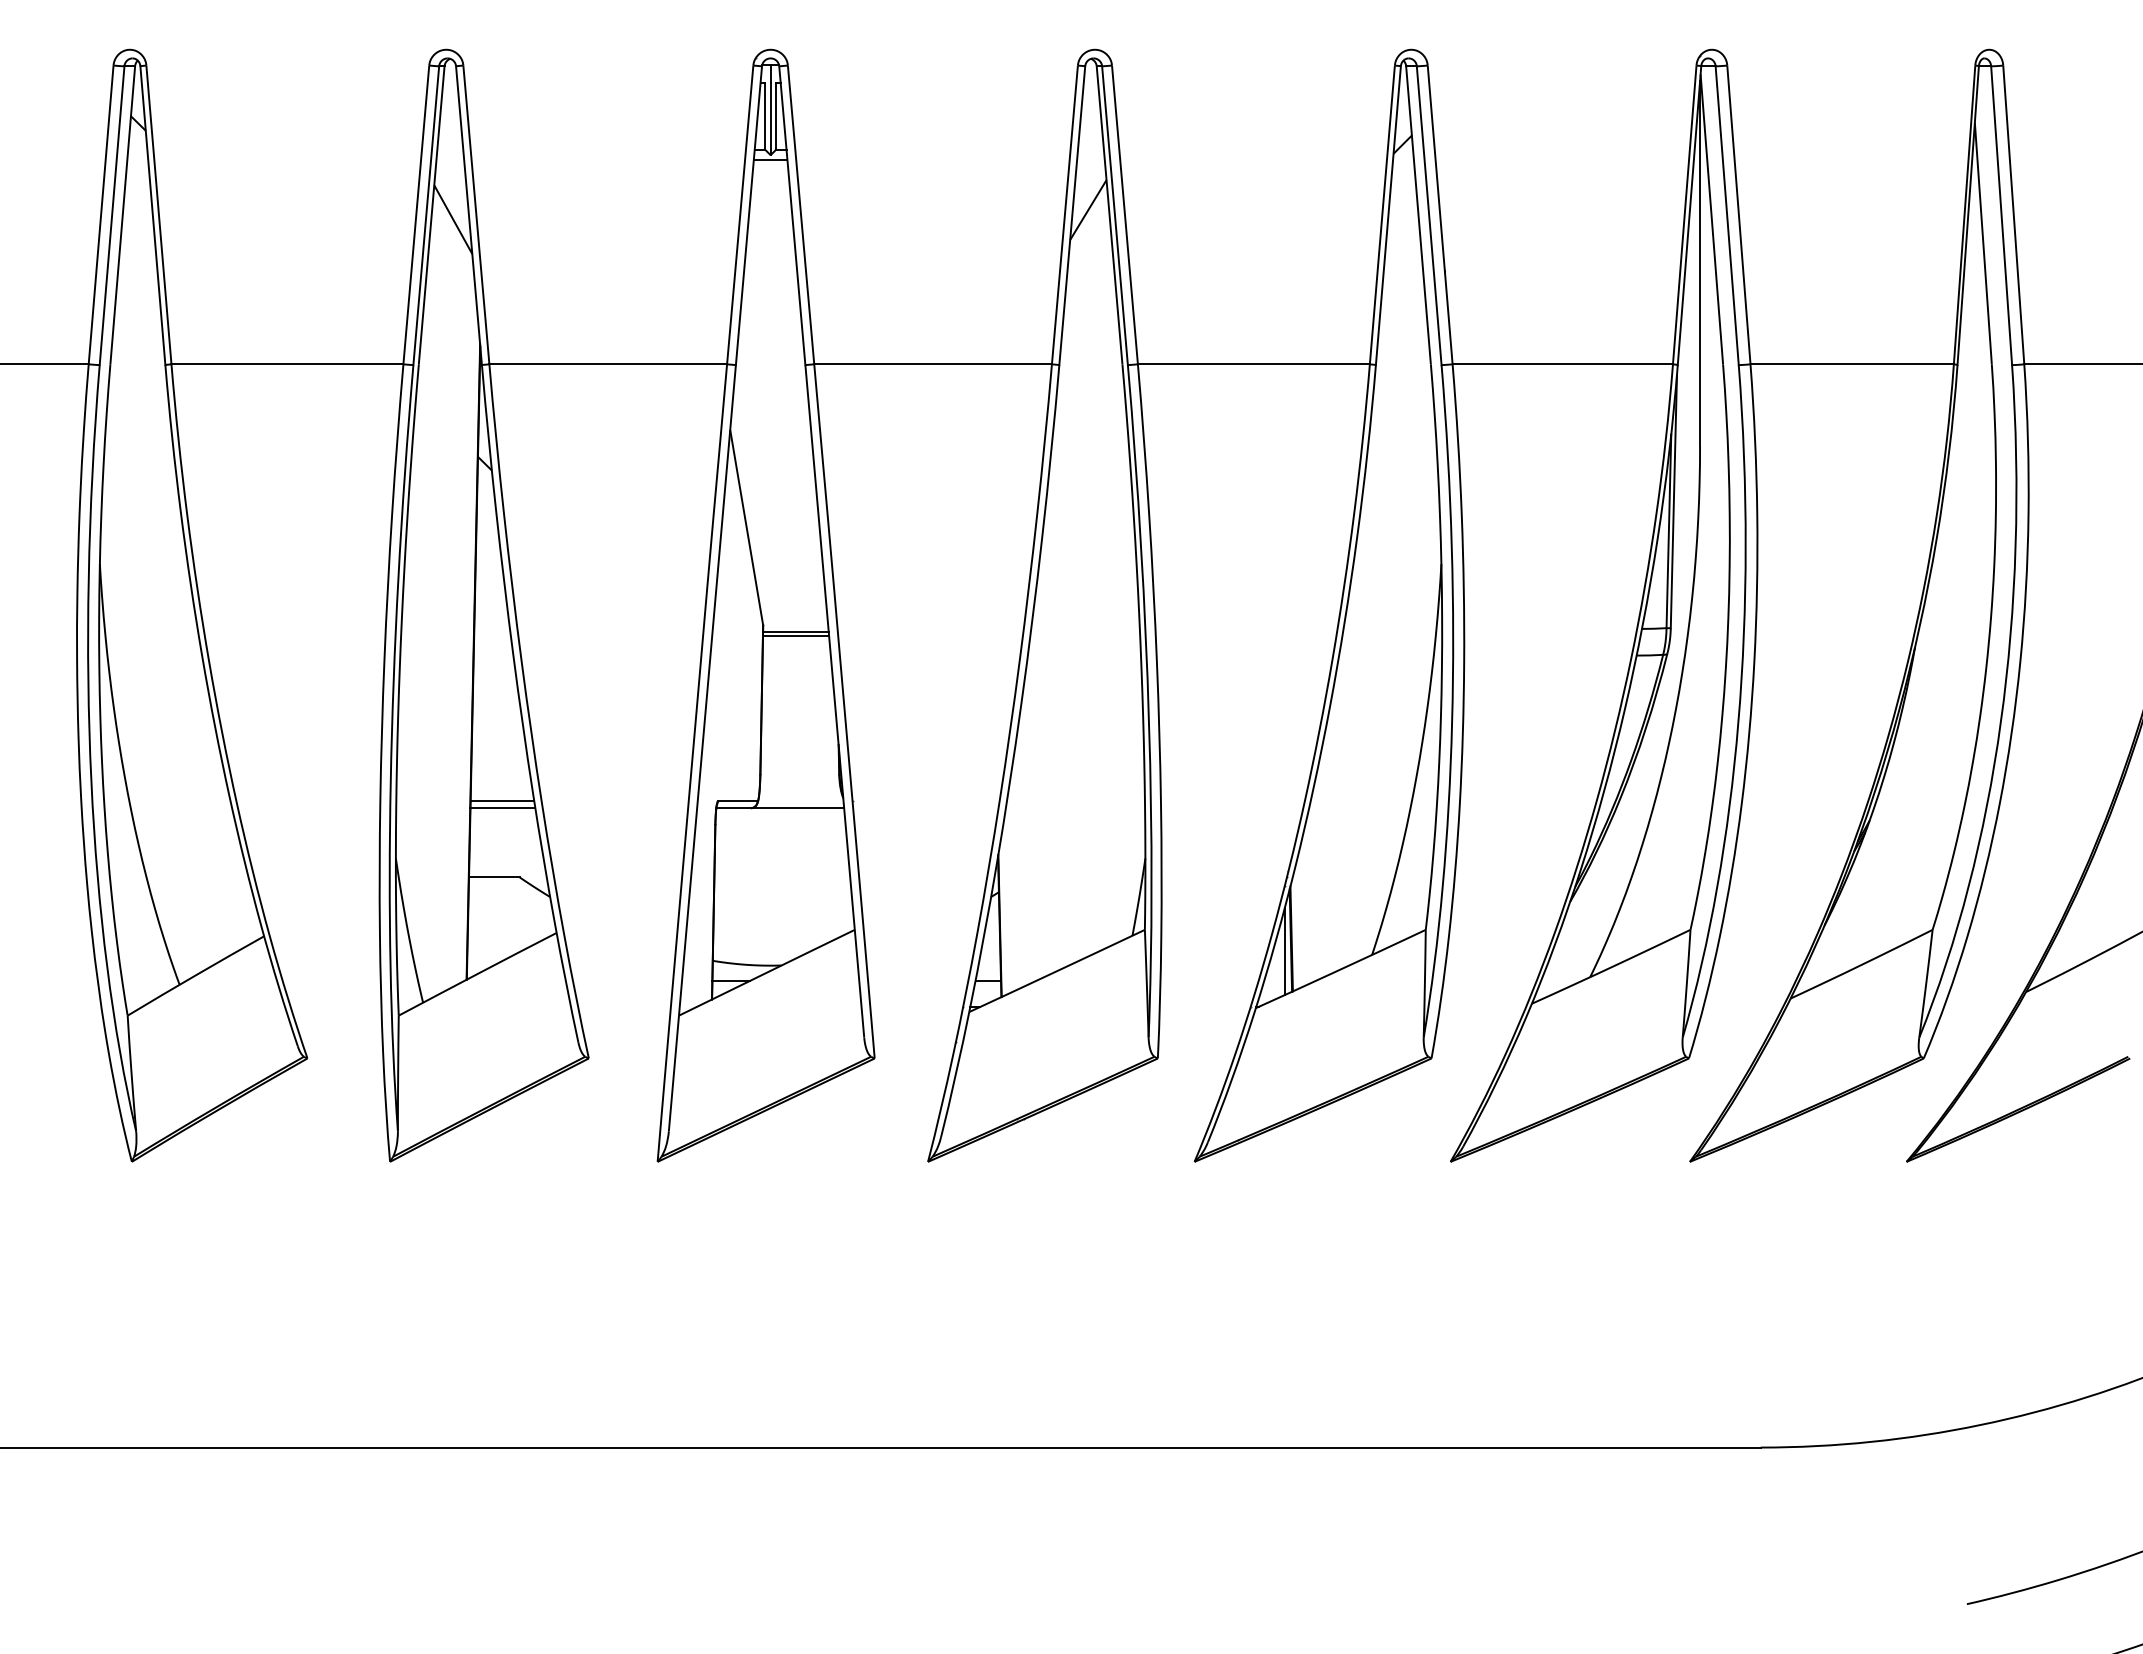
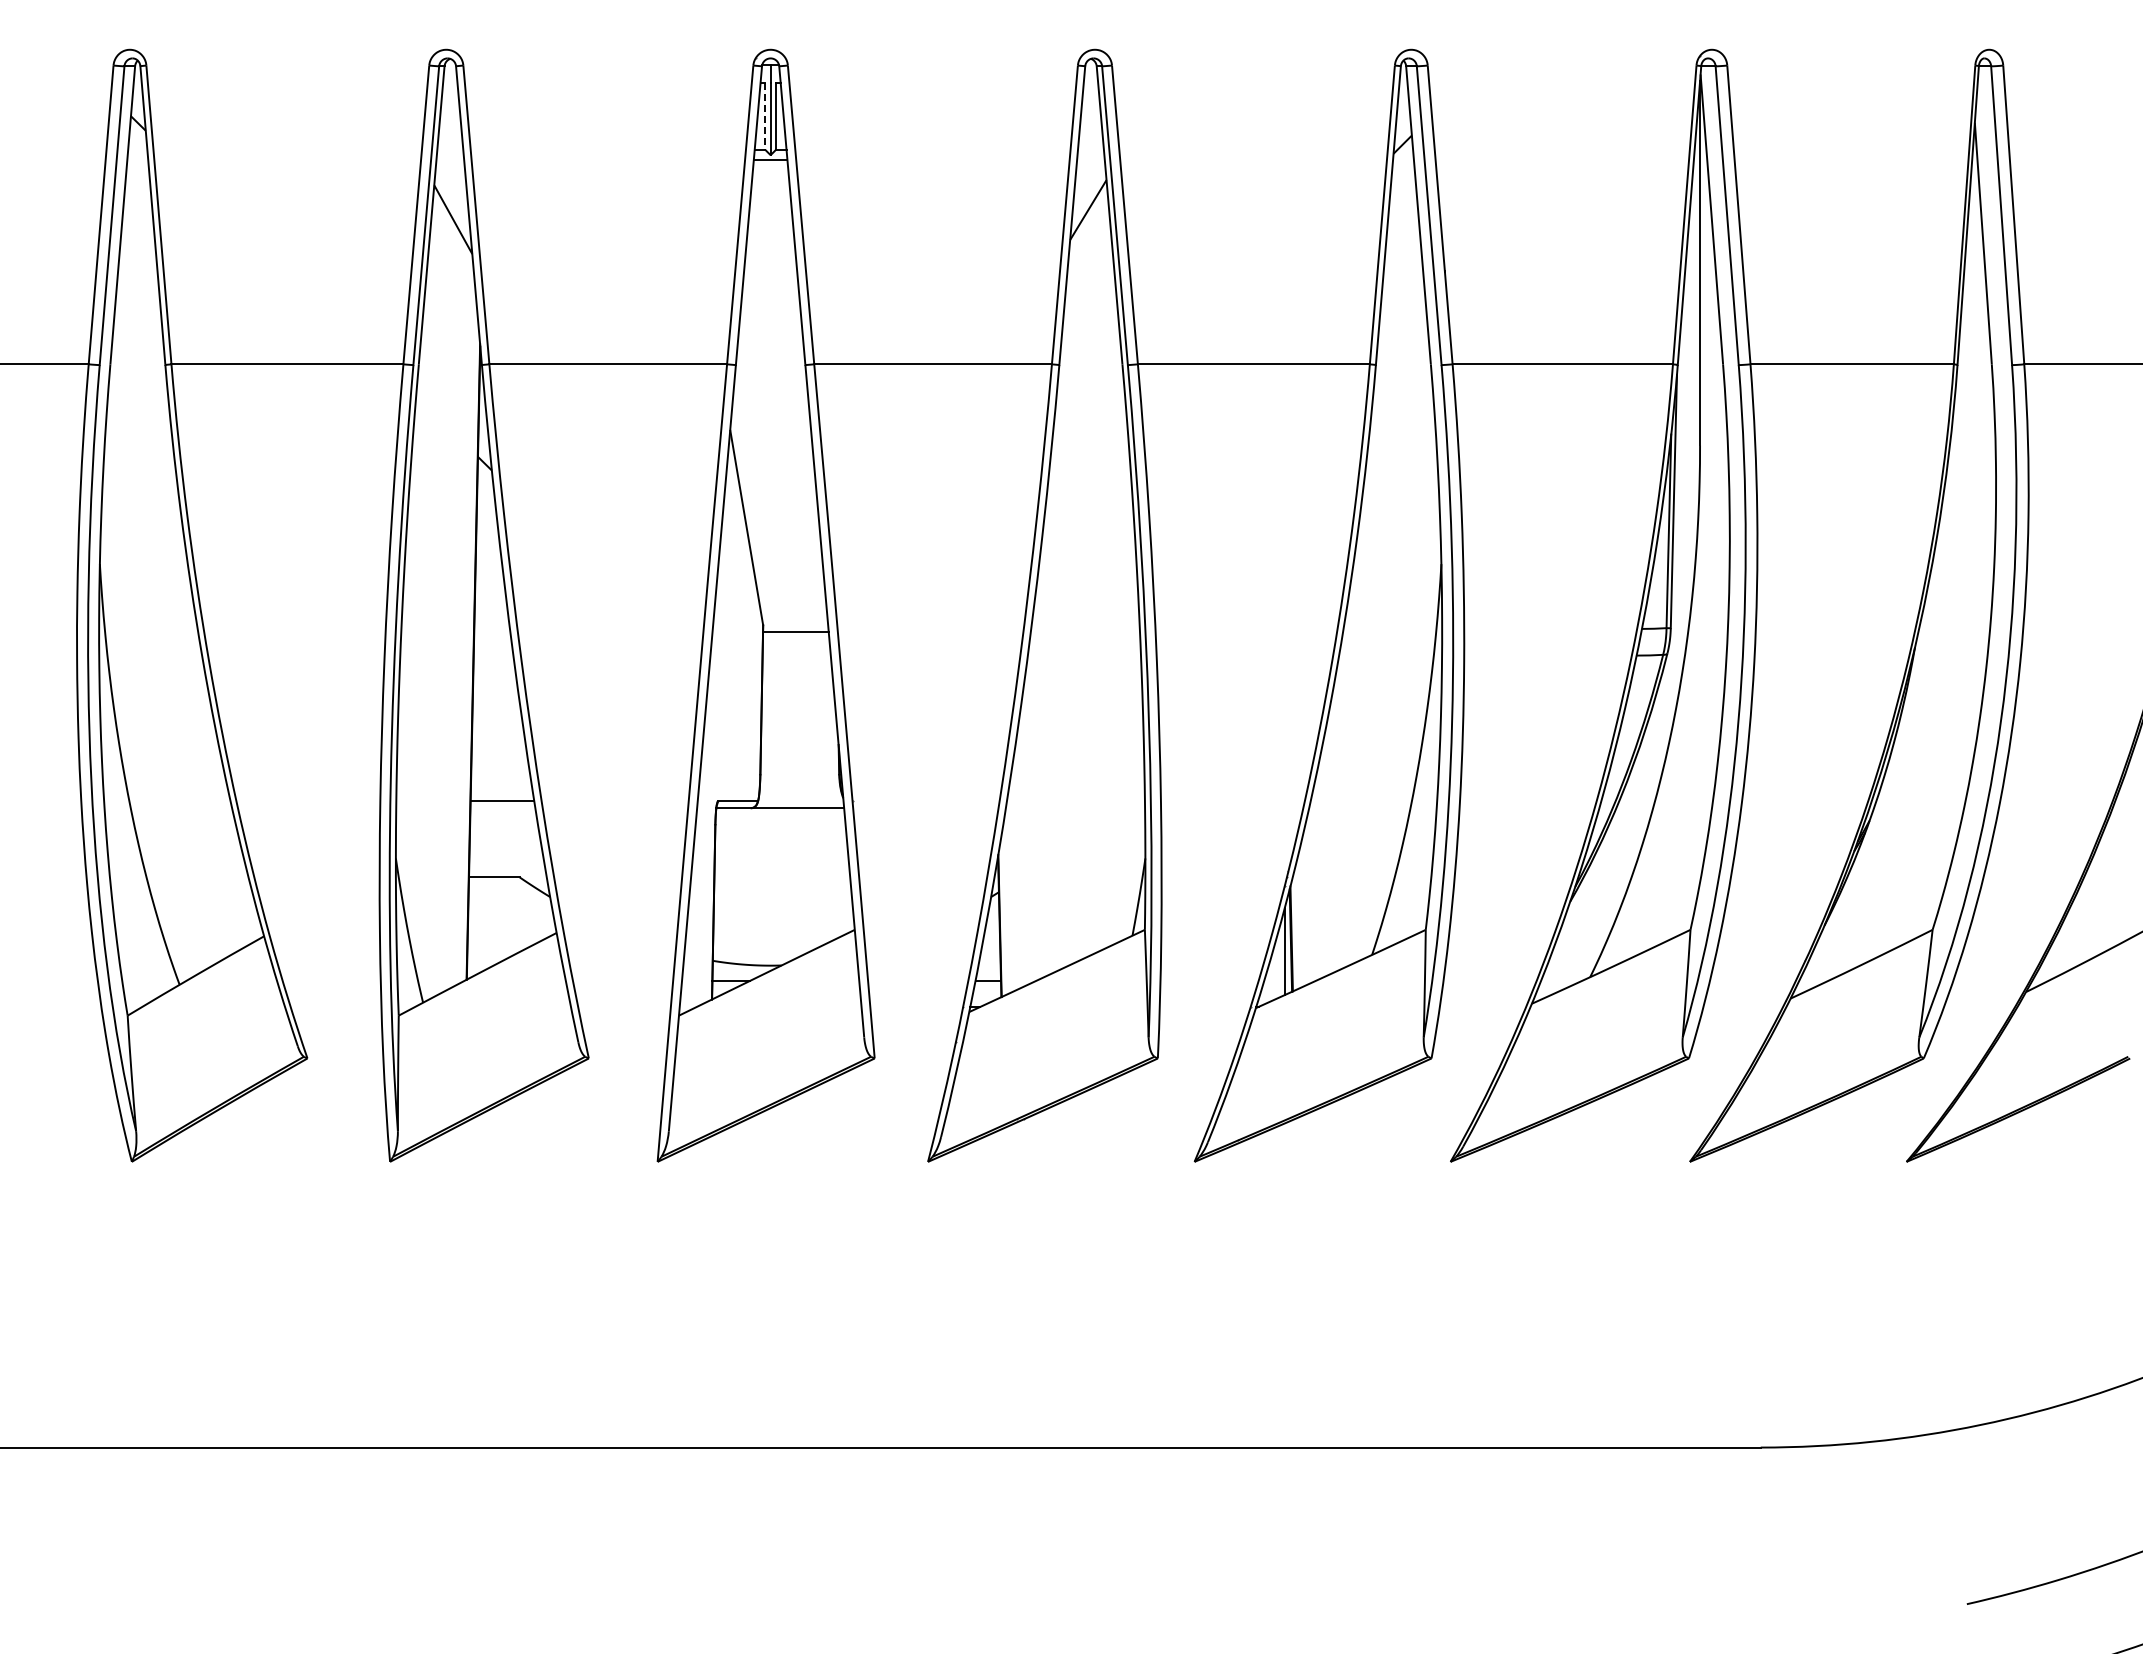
line: solid -> dashed (765, 116)
line: present -> none (796, 635)
line: present -> none (502, 808)
